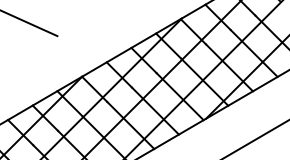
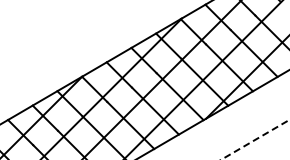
line: present -> none (29, 23)
line: solid -> dashed (255, 139)
